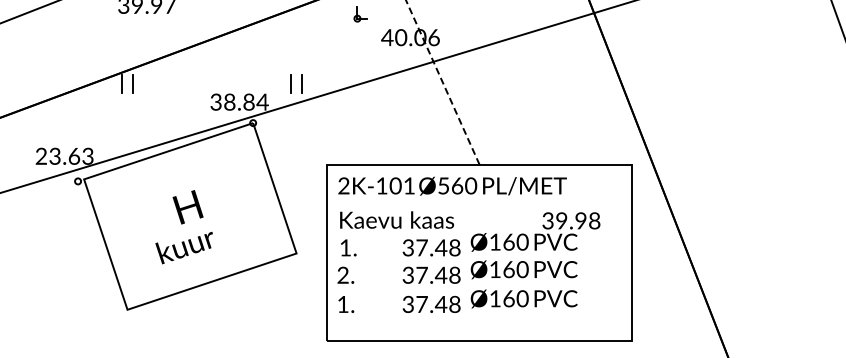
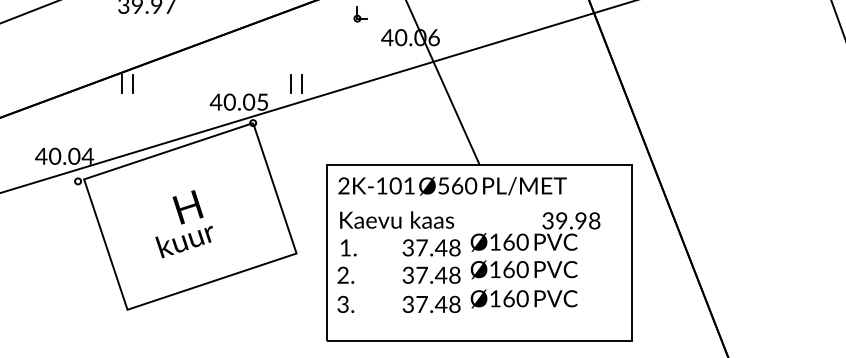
line: dashed -> solid (442, 82)
text: 38.84 -> 40.05 (238, 101)
text: 23.63 -> 40.04 (64, 155)
text position: (183, 248) -> (183, 242) (183, 242)
text: 1. -> 3. (342, 303)
